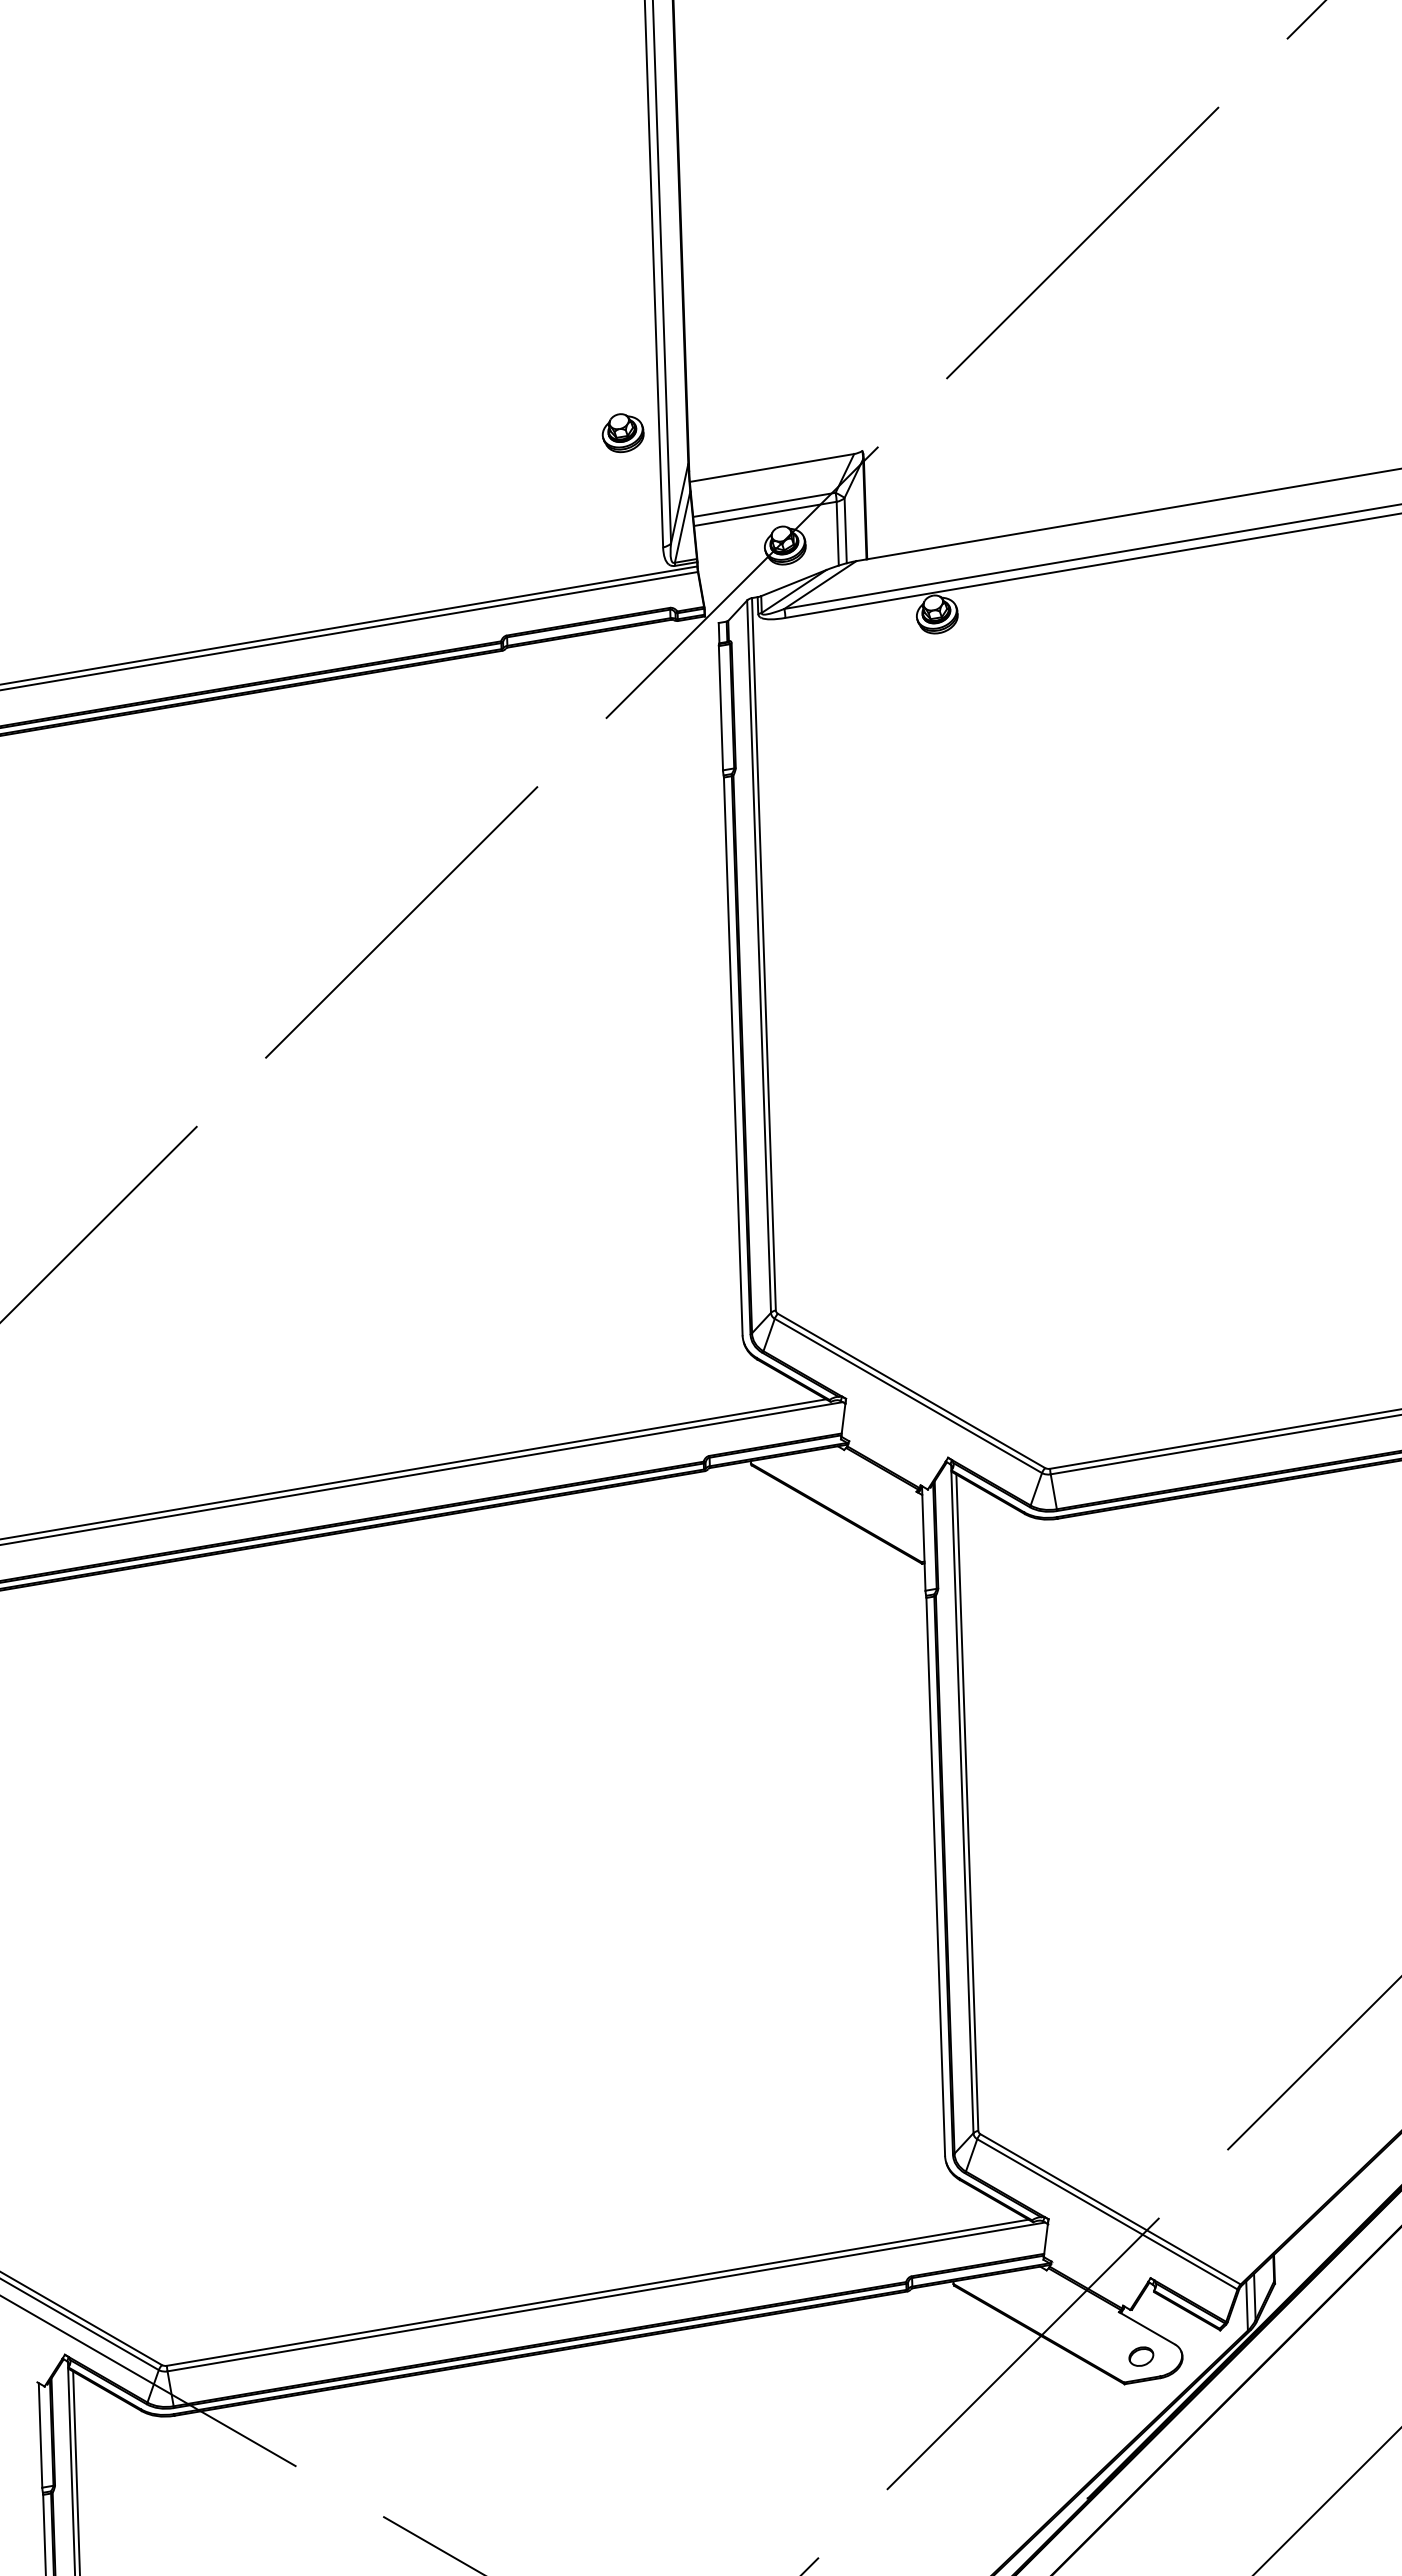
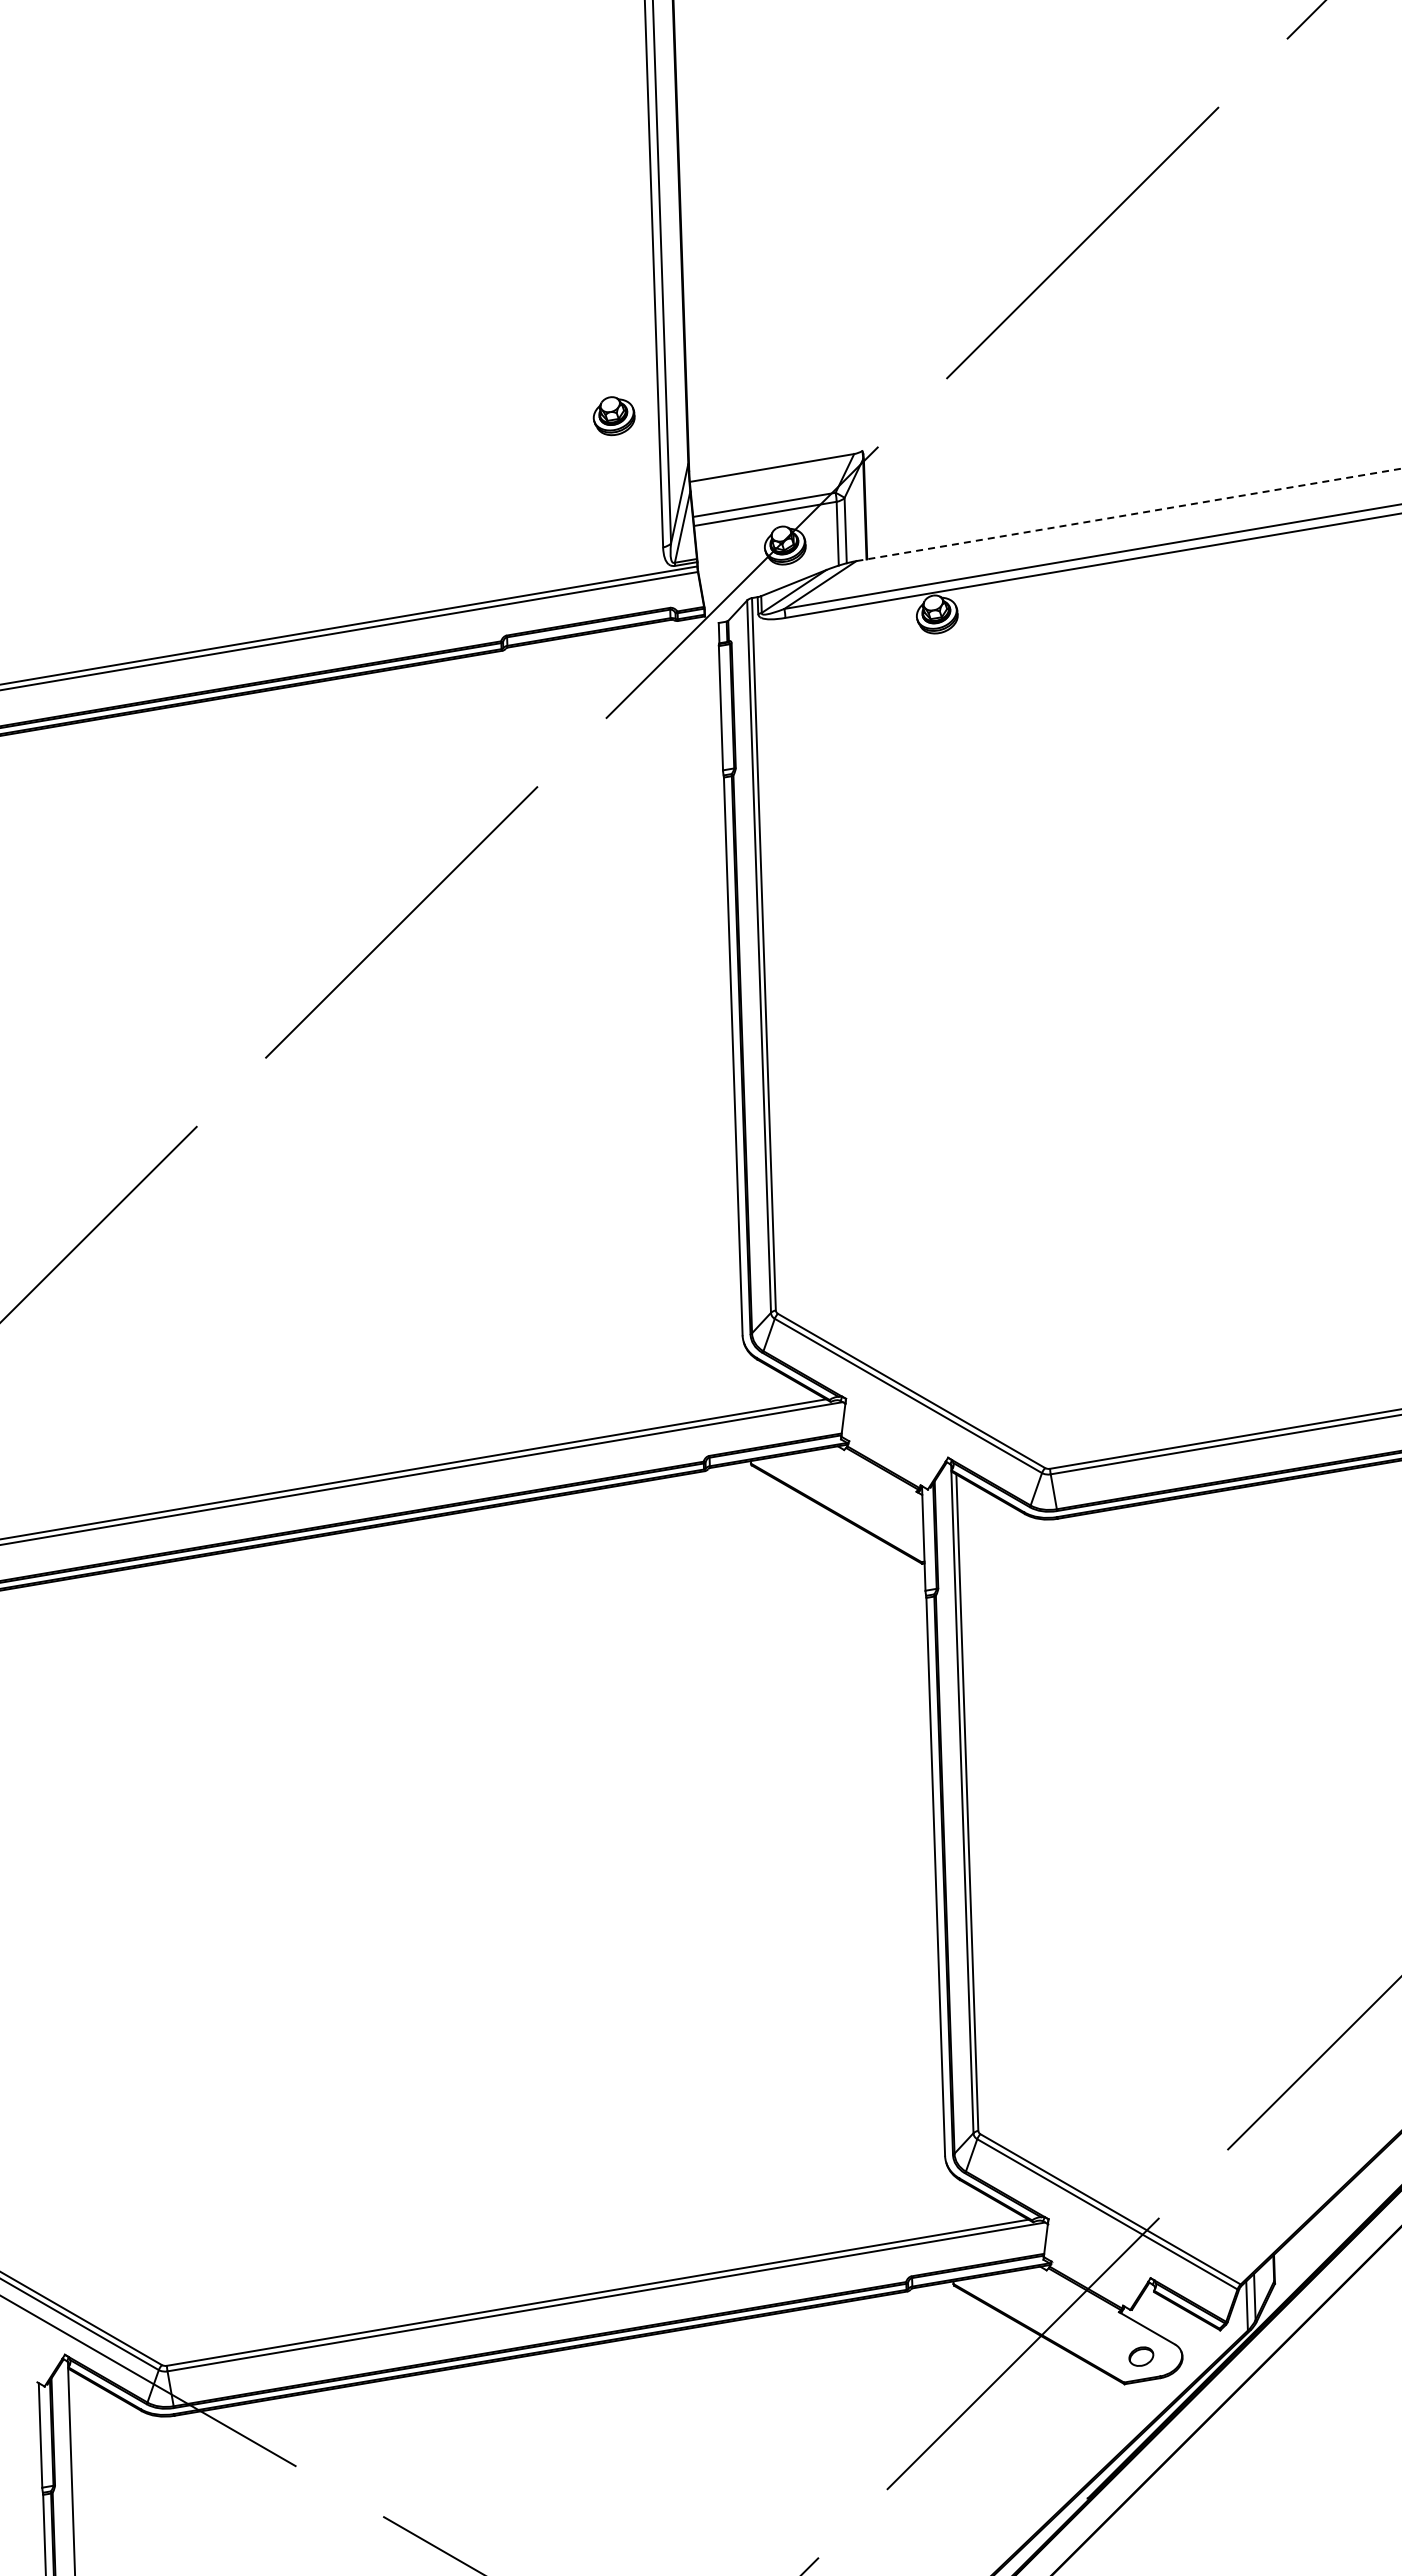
part position: (622, 433) -> (613, 416) (613, 416)
line: solid -> dashed (1129, 514)
line: present -> none (76, 2471)
line: present -> none (1327, 2501)
